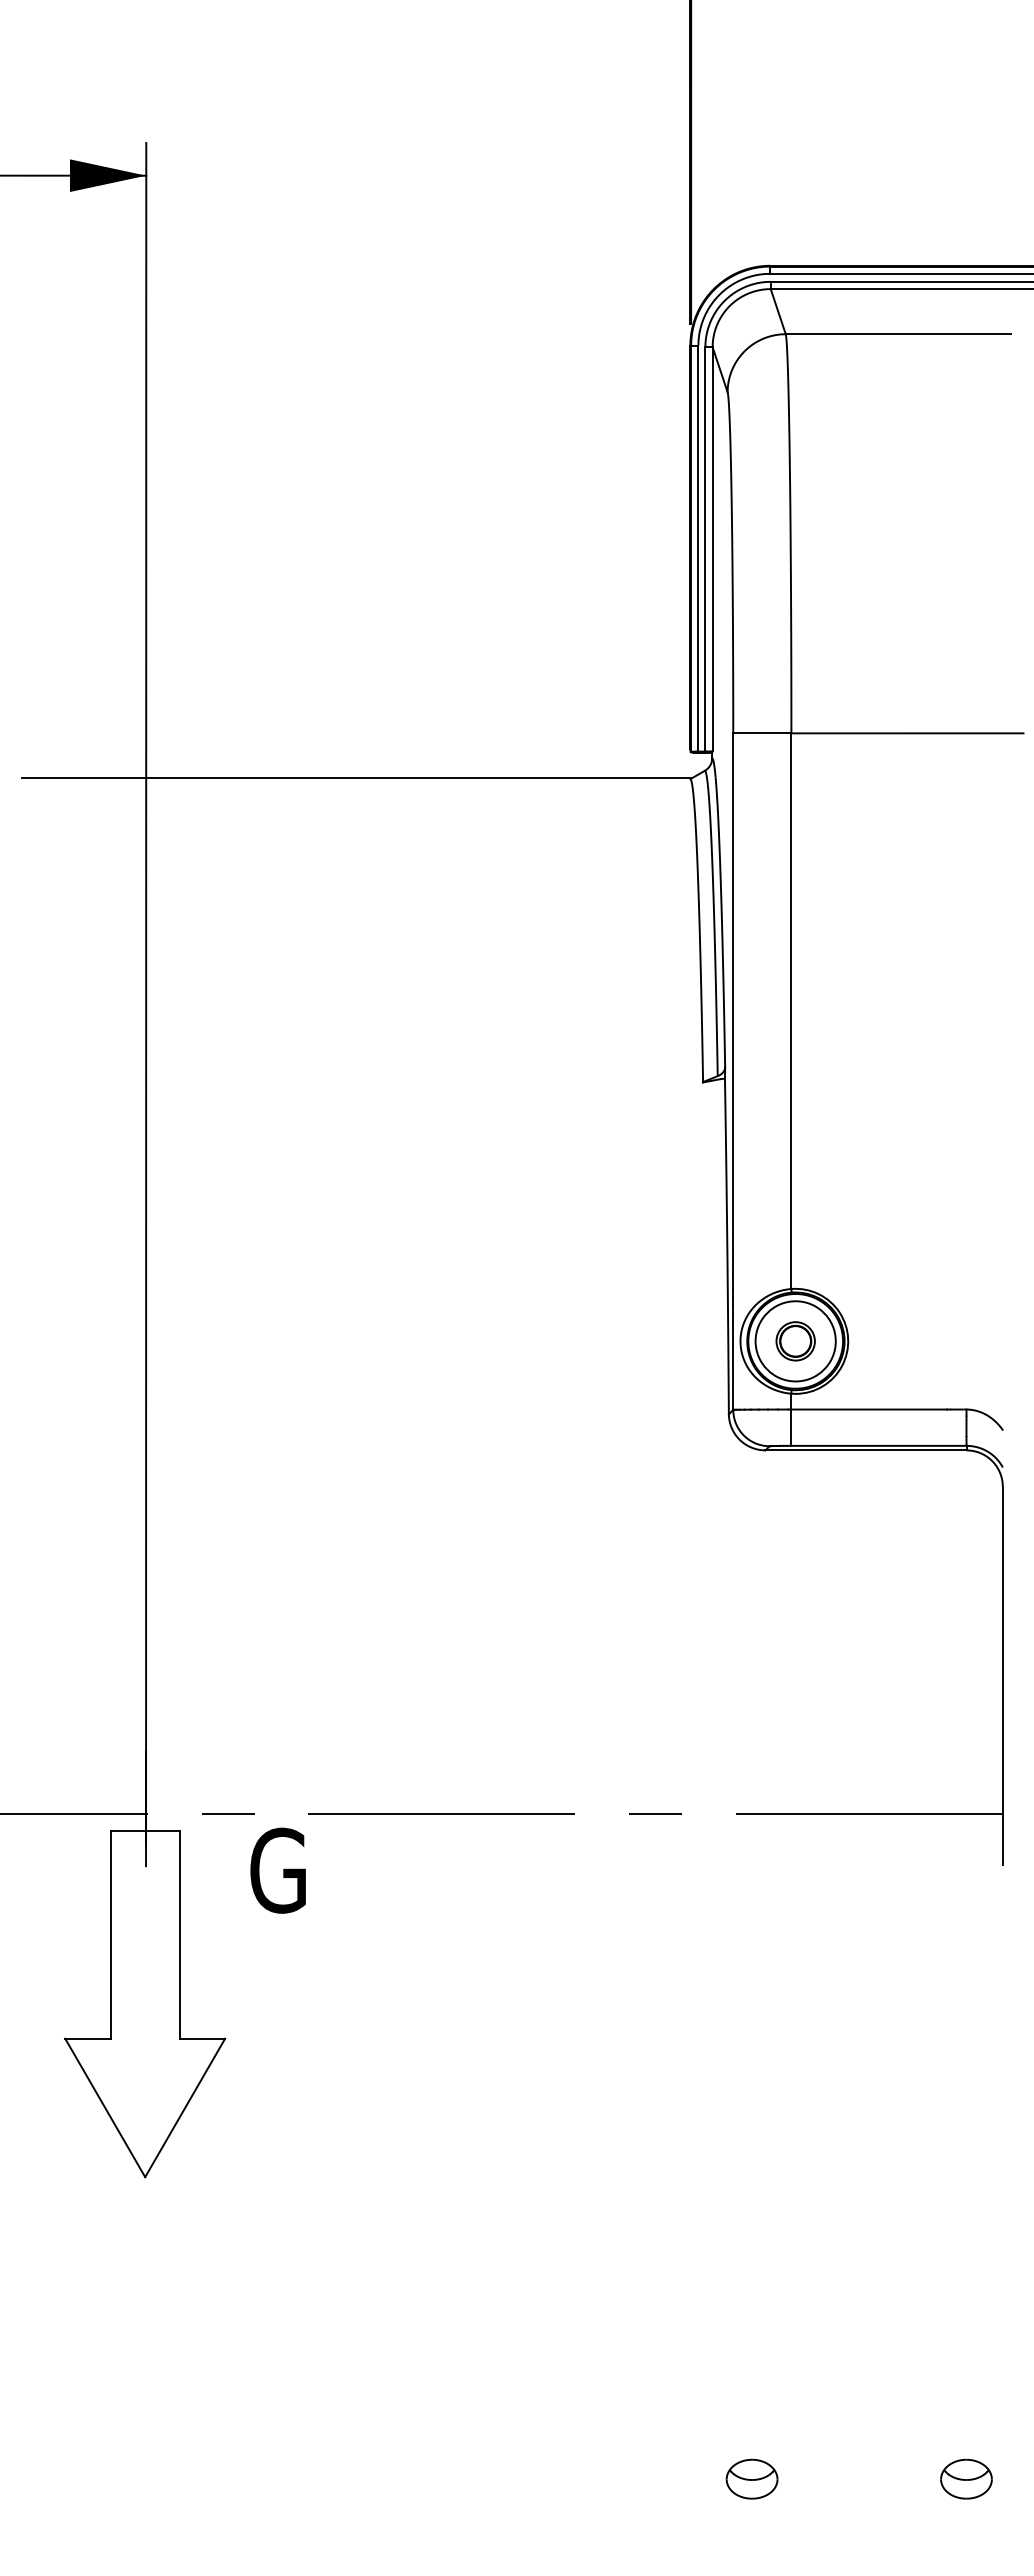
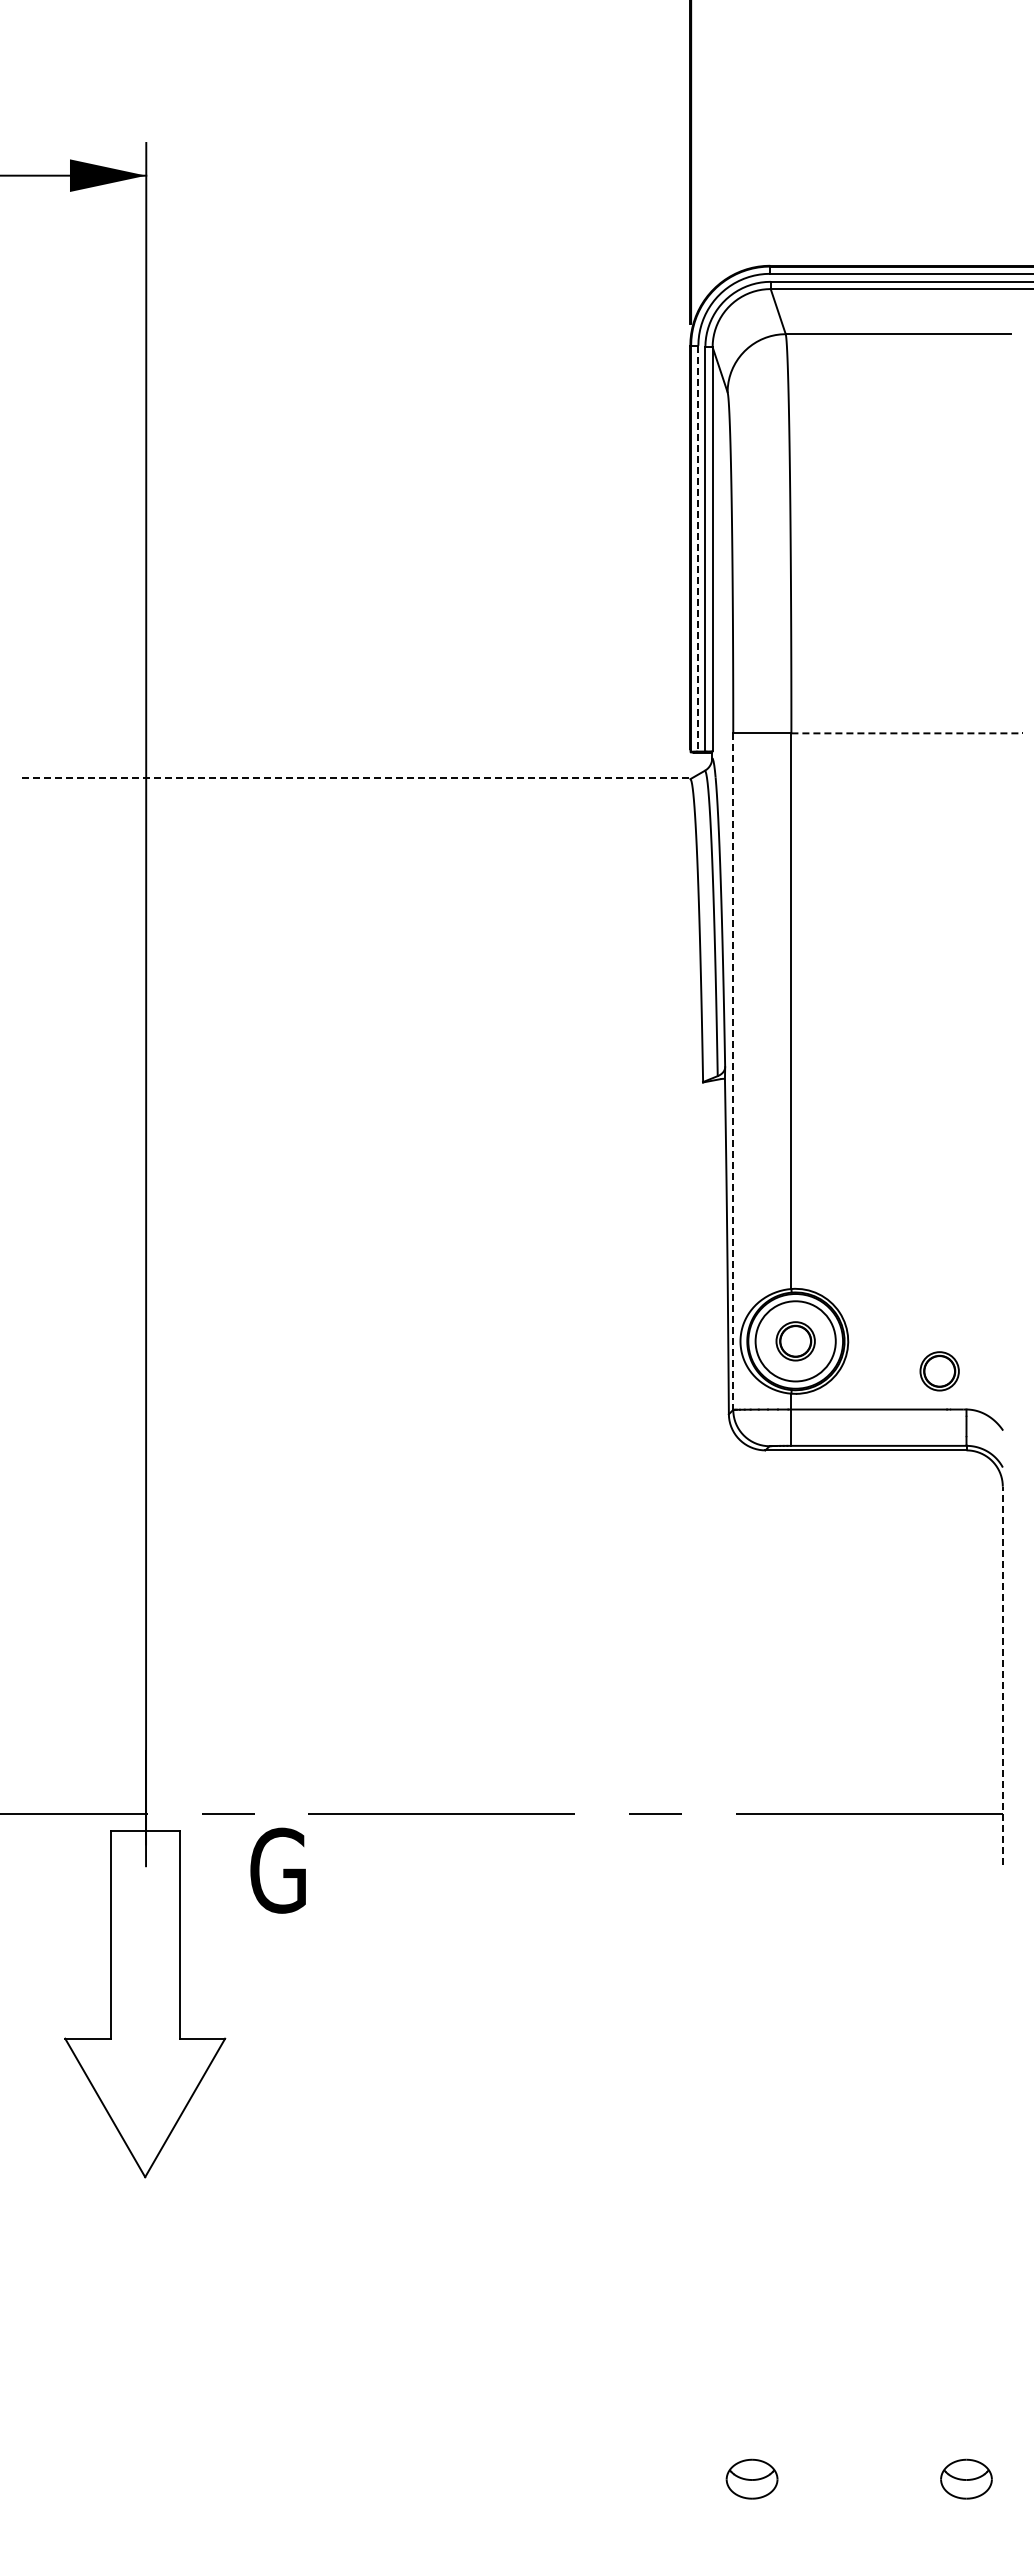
line: solid -> dashed (698, 548)
line: solid -> dashed (907, 733)
line: solid -> dashed (357, 778)
line: solid -> dashed (733, 1072)
part: none -> present (939, 1371)
line: solid -> dashed (1002, 1675)
